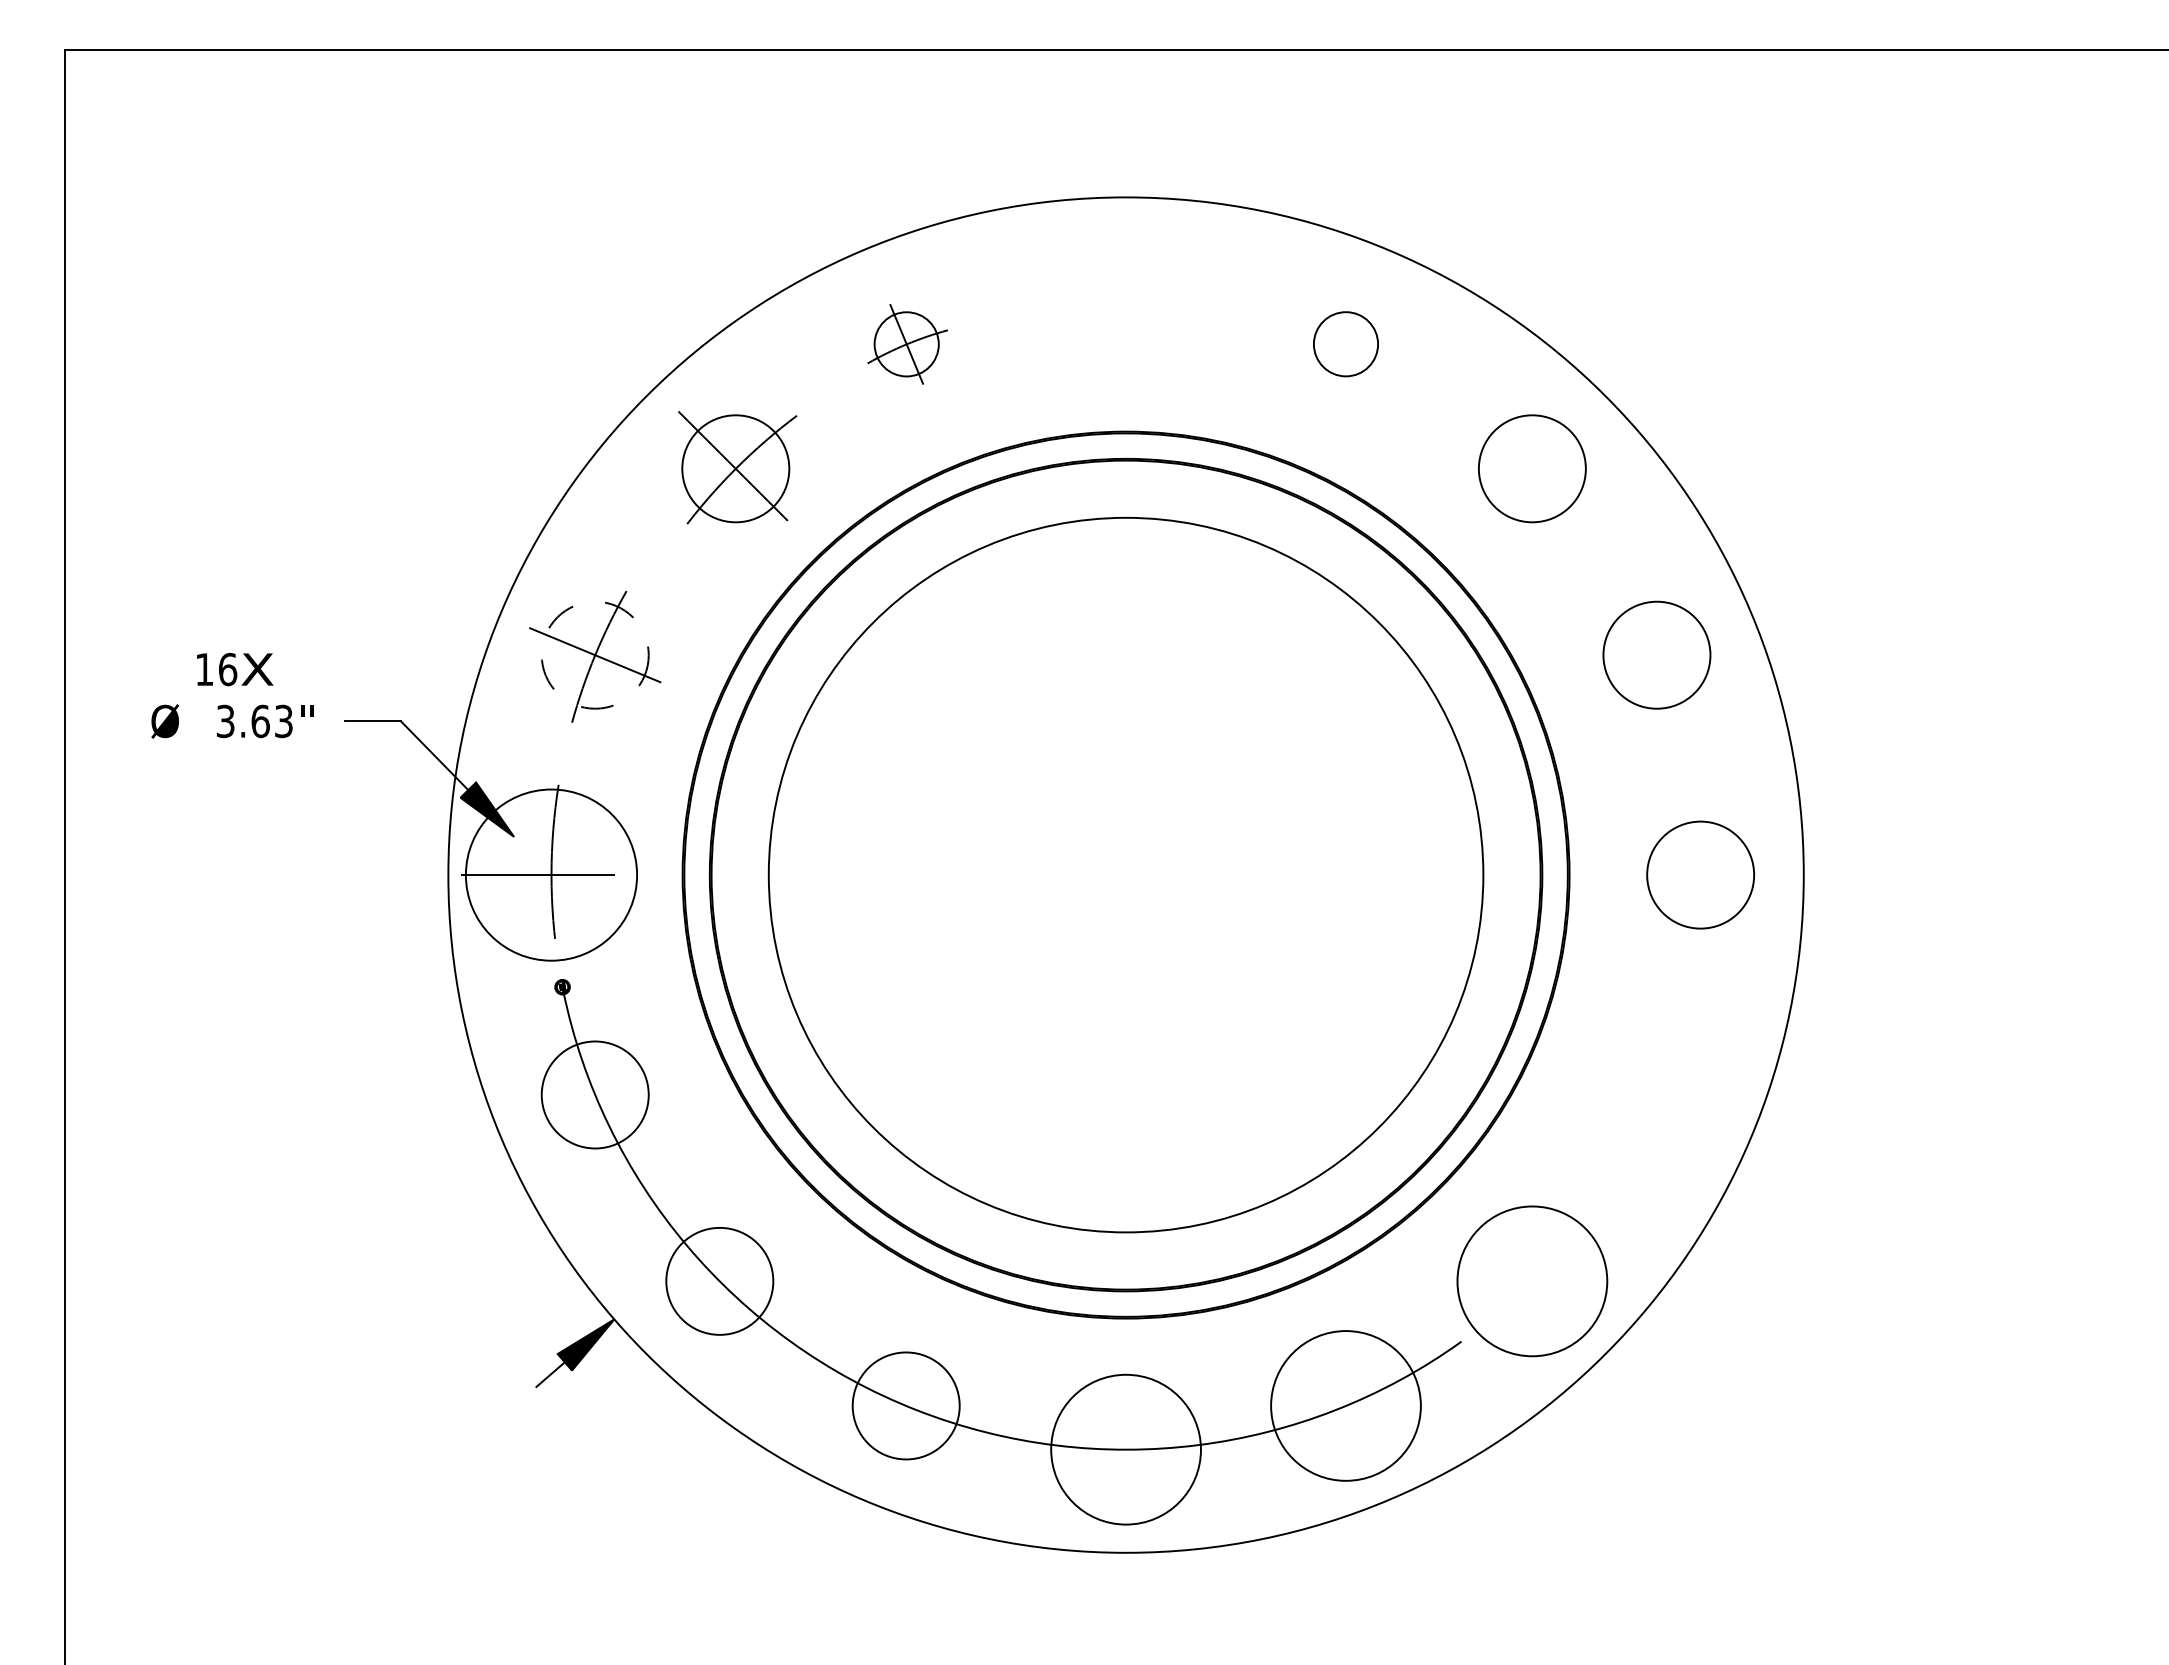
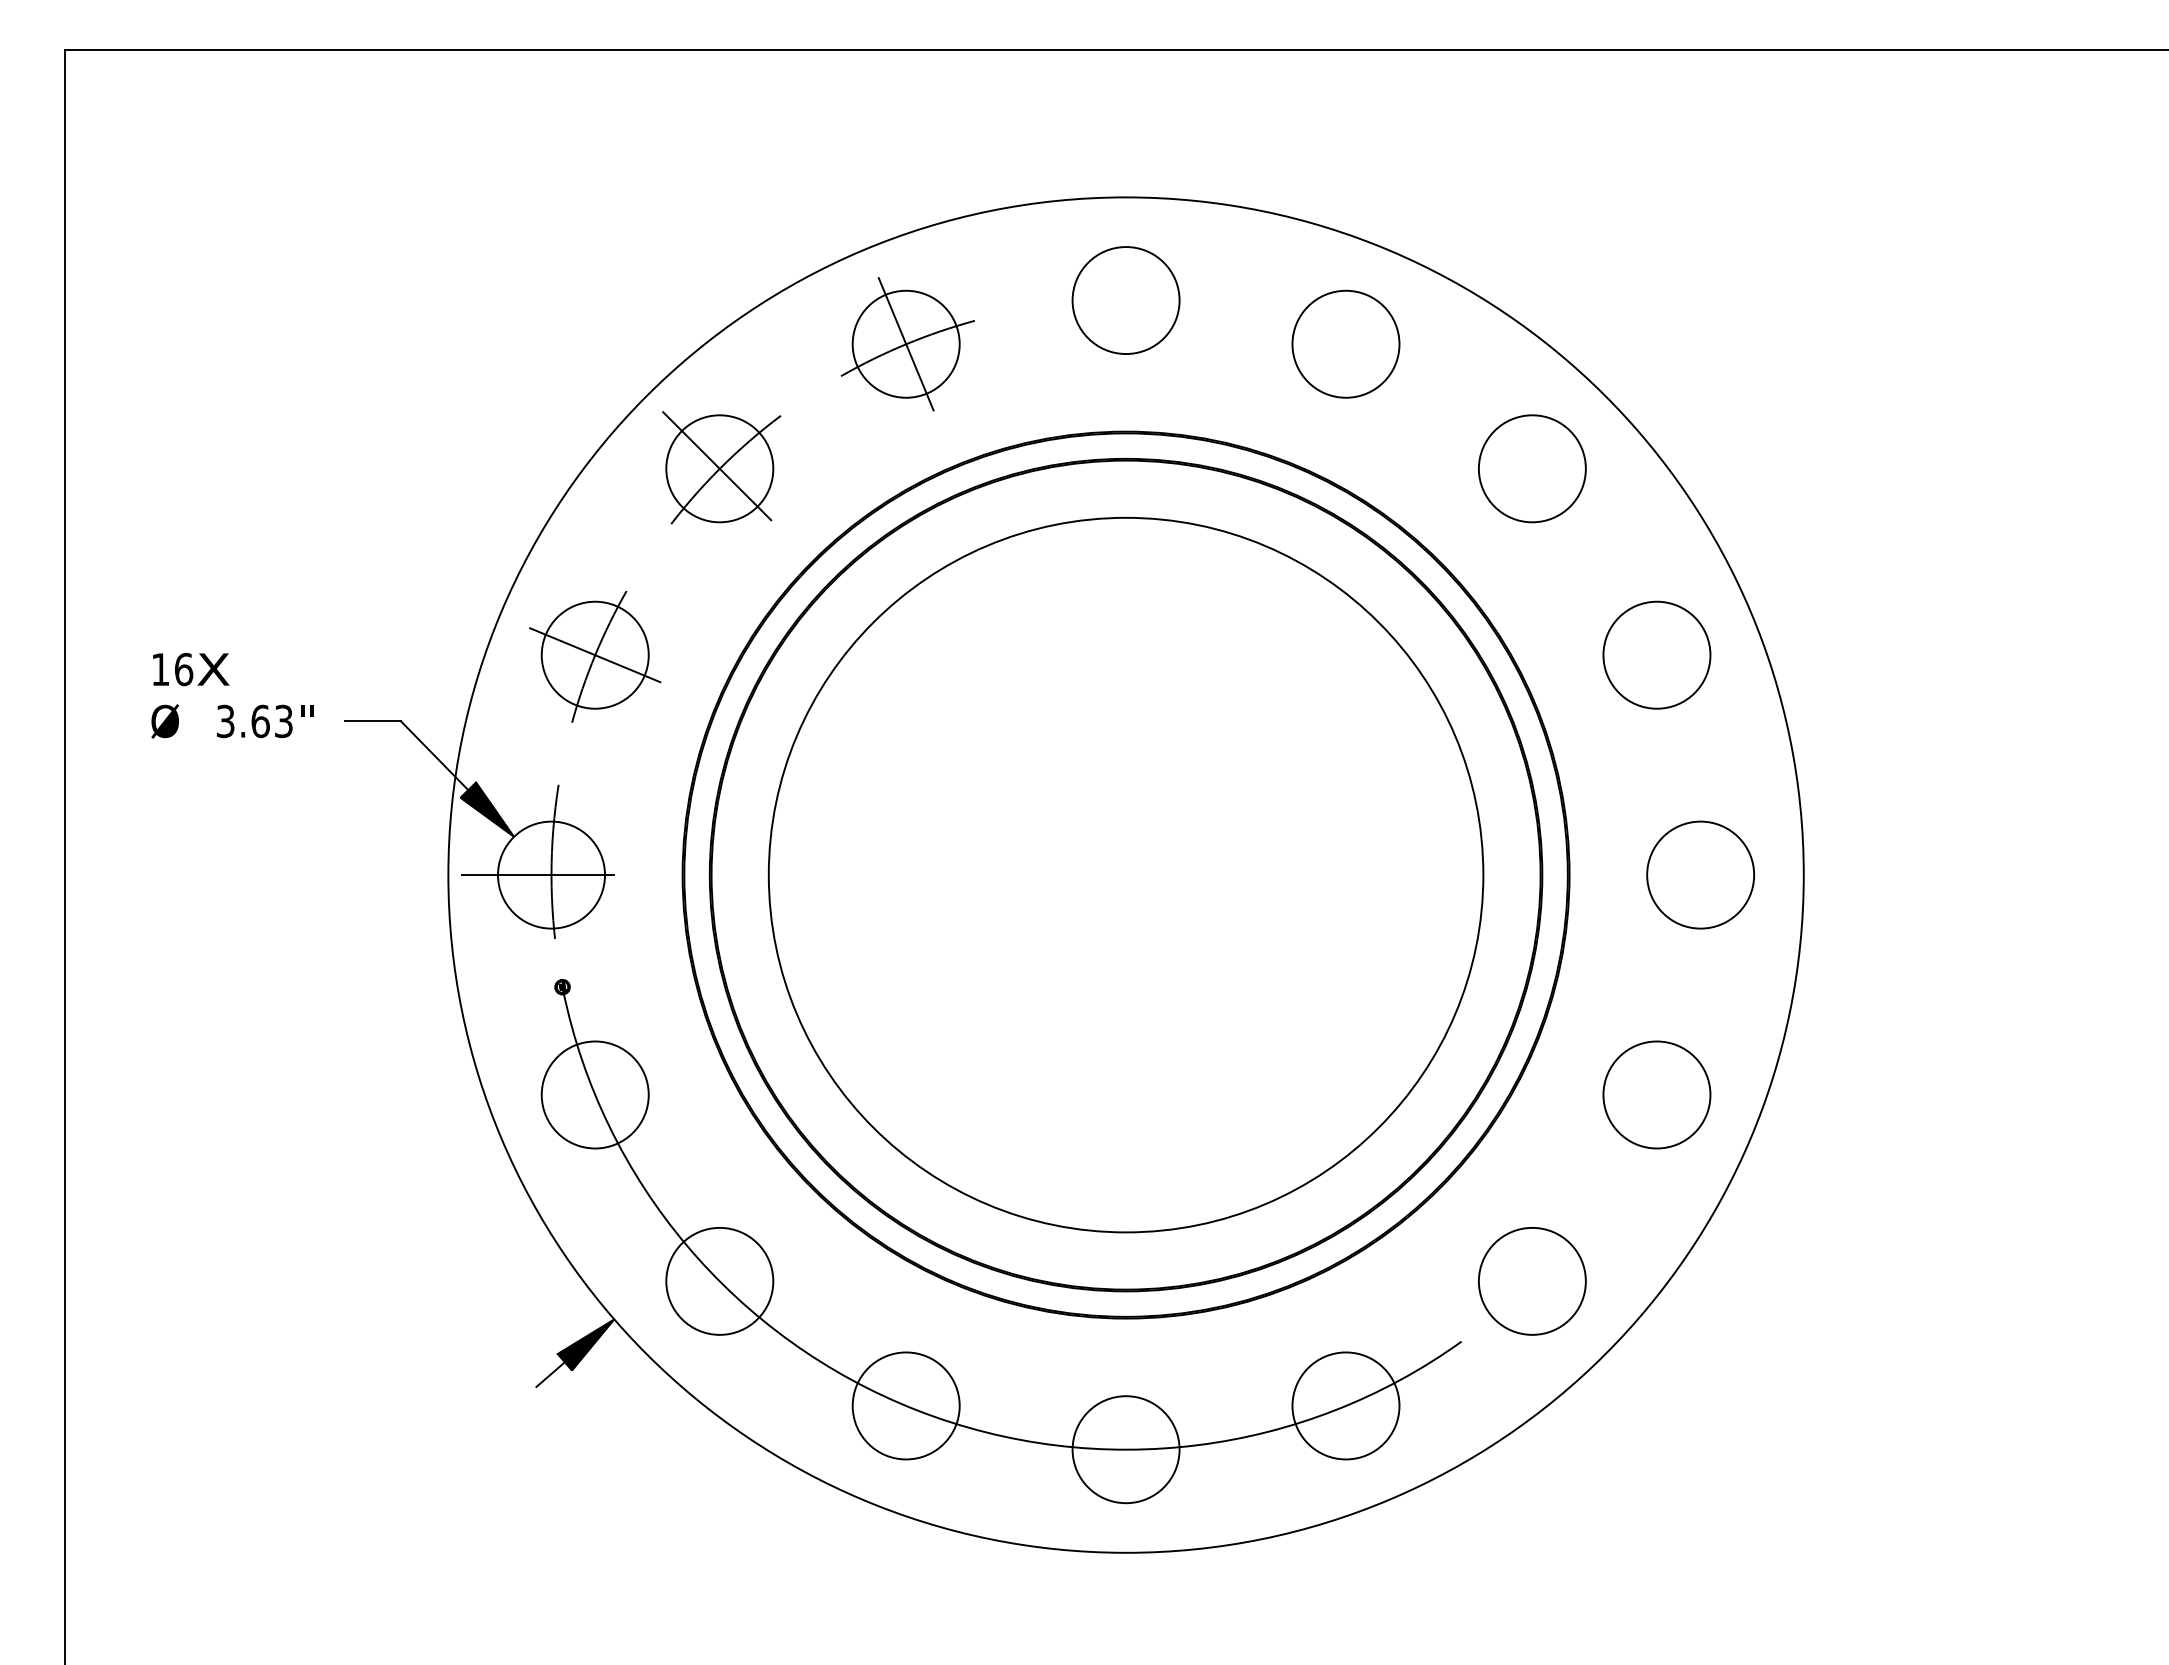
circle: none -> present (1125, 300)
part size: 81x81 px -> 135x135 px (907, 344)
circle diameter: 64 px -> 107 px (1345, 343)
part position: (737, 467) -> (721, 467) (721, 467)
circle: dashed -> solid (594, 654)
text position: (235, 669) -> (191, 669) (191, 669)
circle diameter: 171 px -> 107 px (551, 874)
circle: none -> present (1656, 1094)
circle diameter: 150 px -> 107 px (1531, 1280)
circle diameter: 150 px -> 107 px (1345, 1405)
circle diameter: 150 px -> 107 px (1125, 1449)
